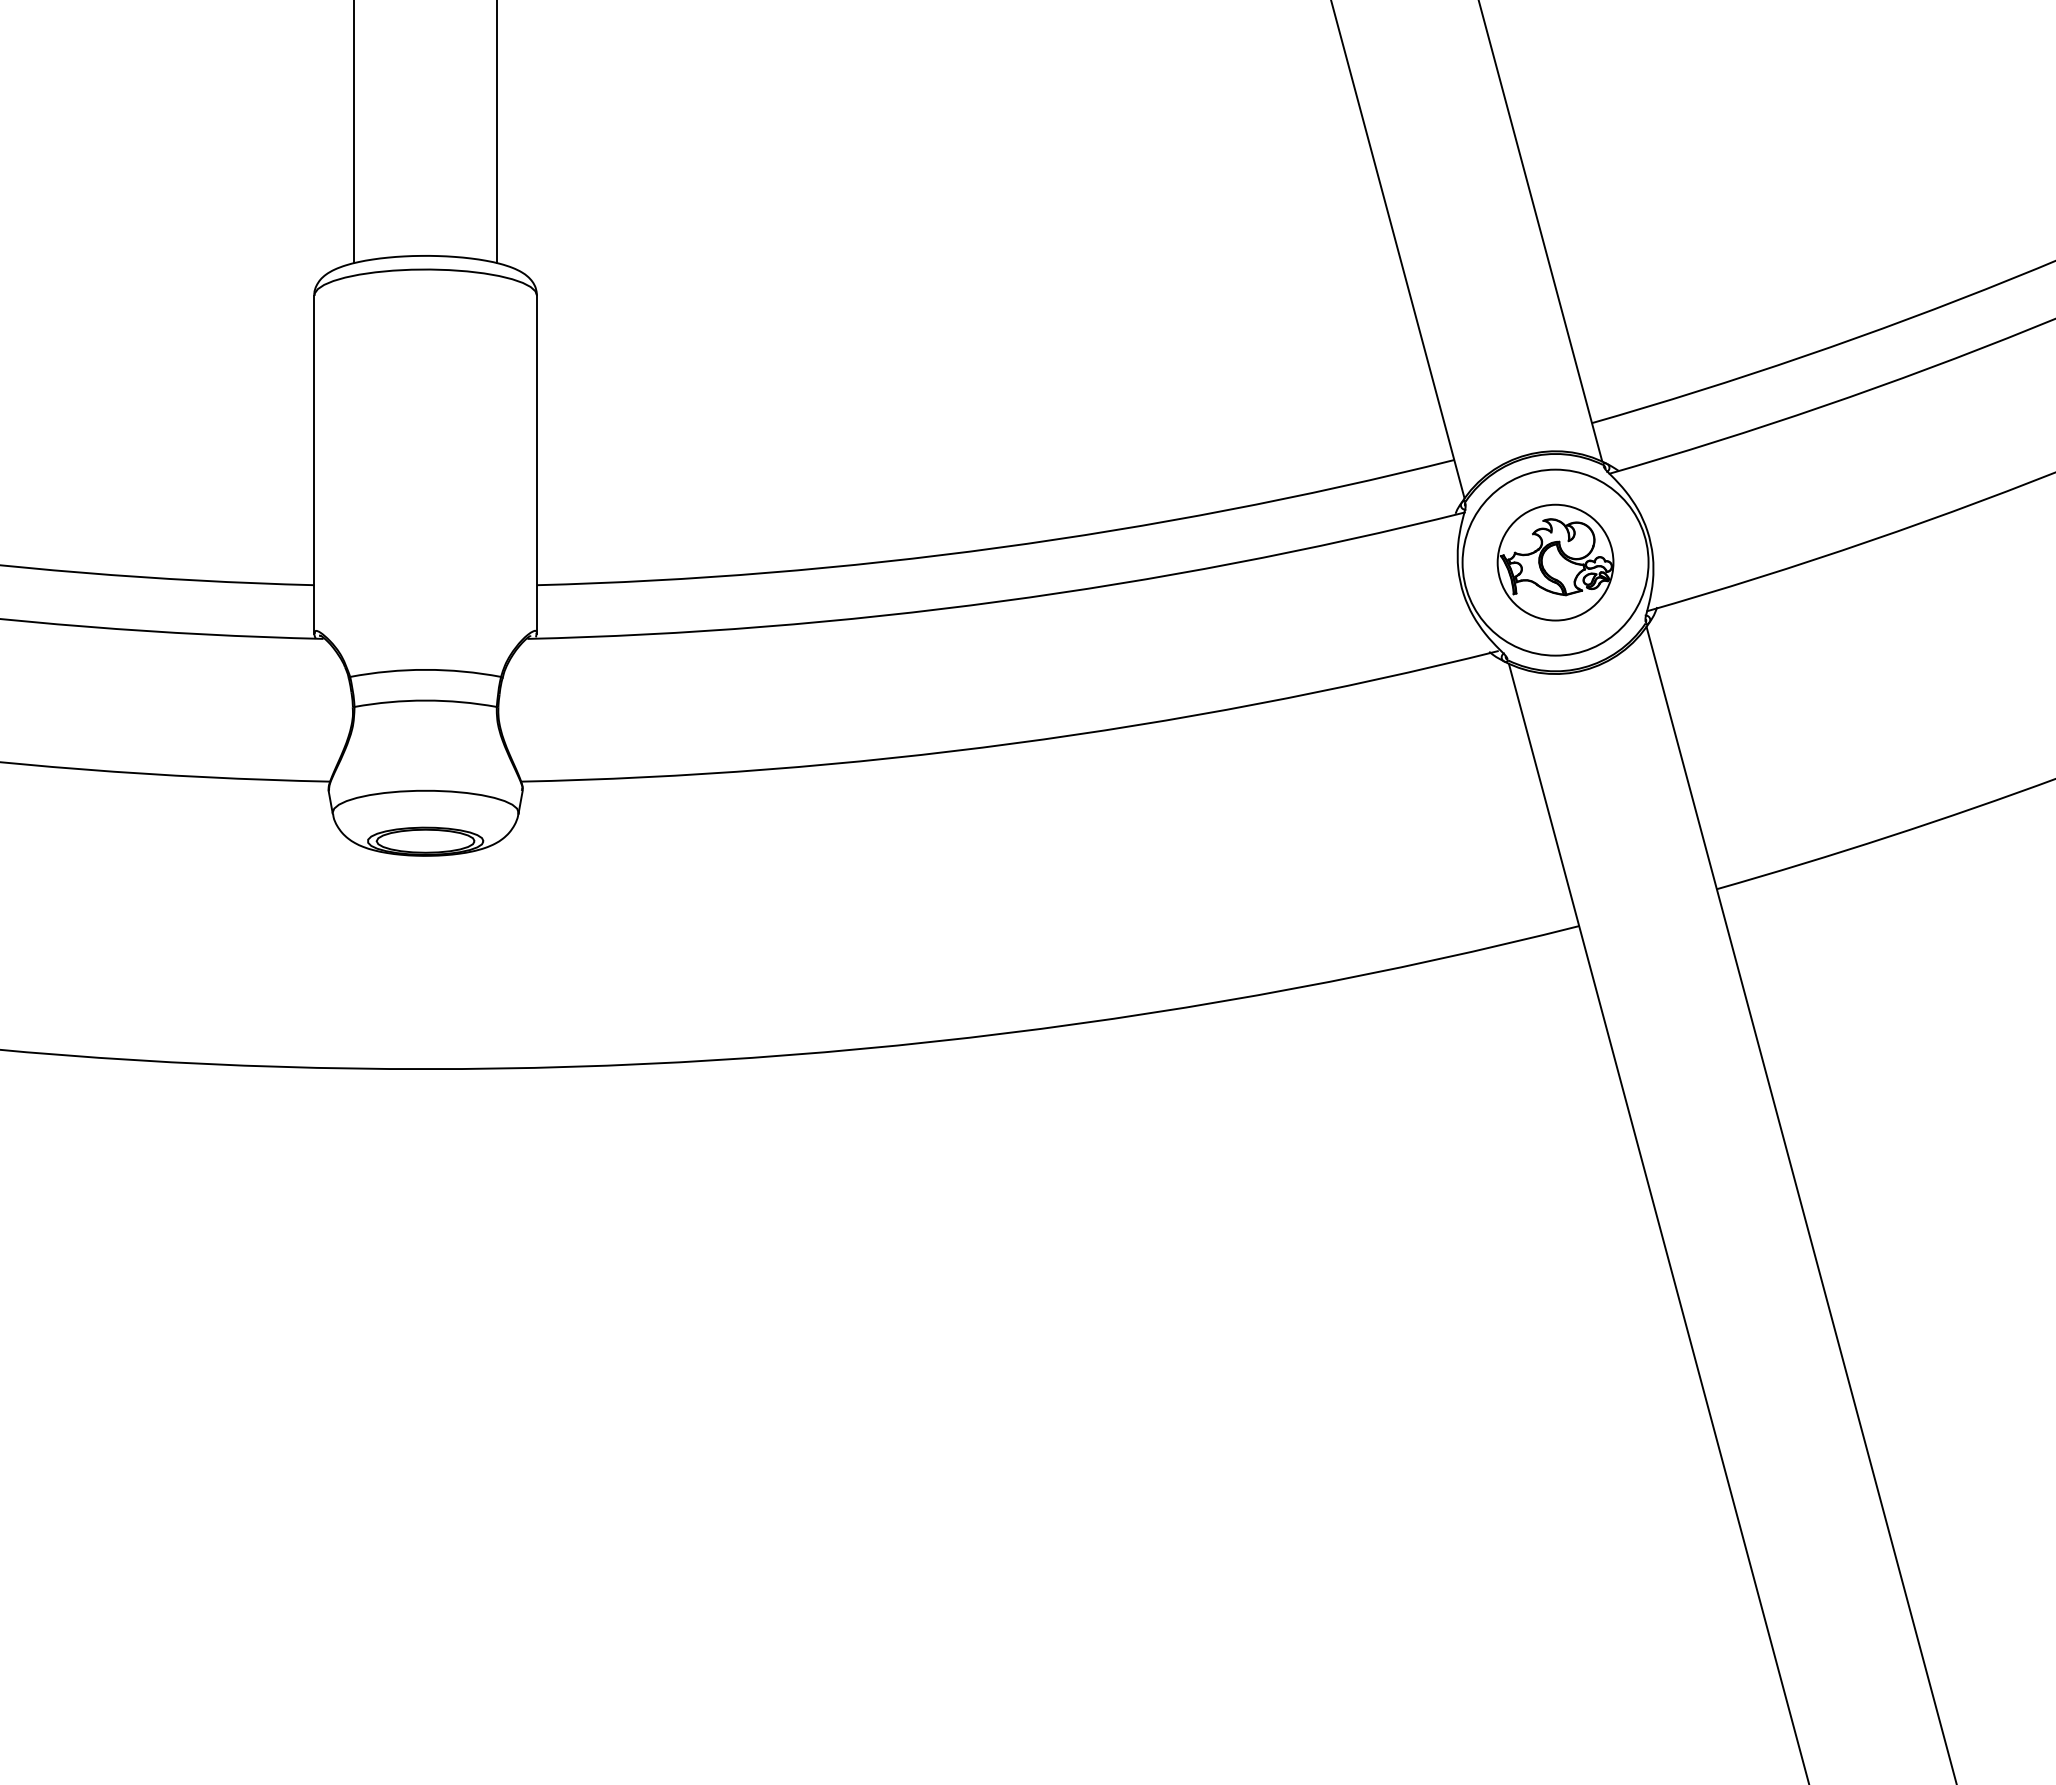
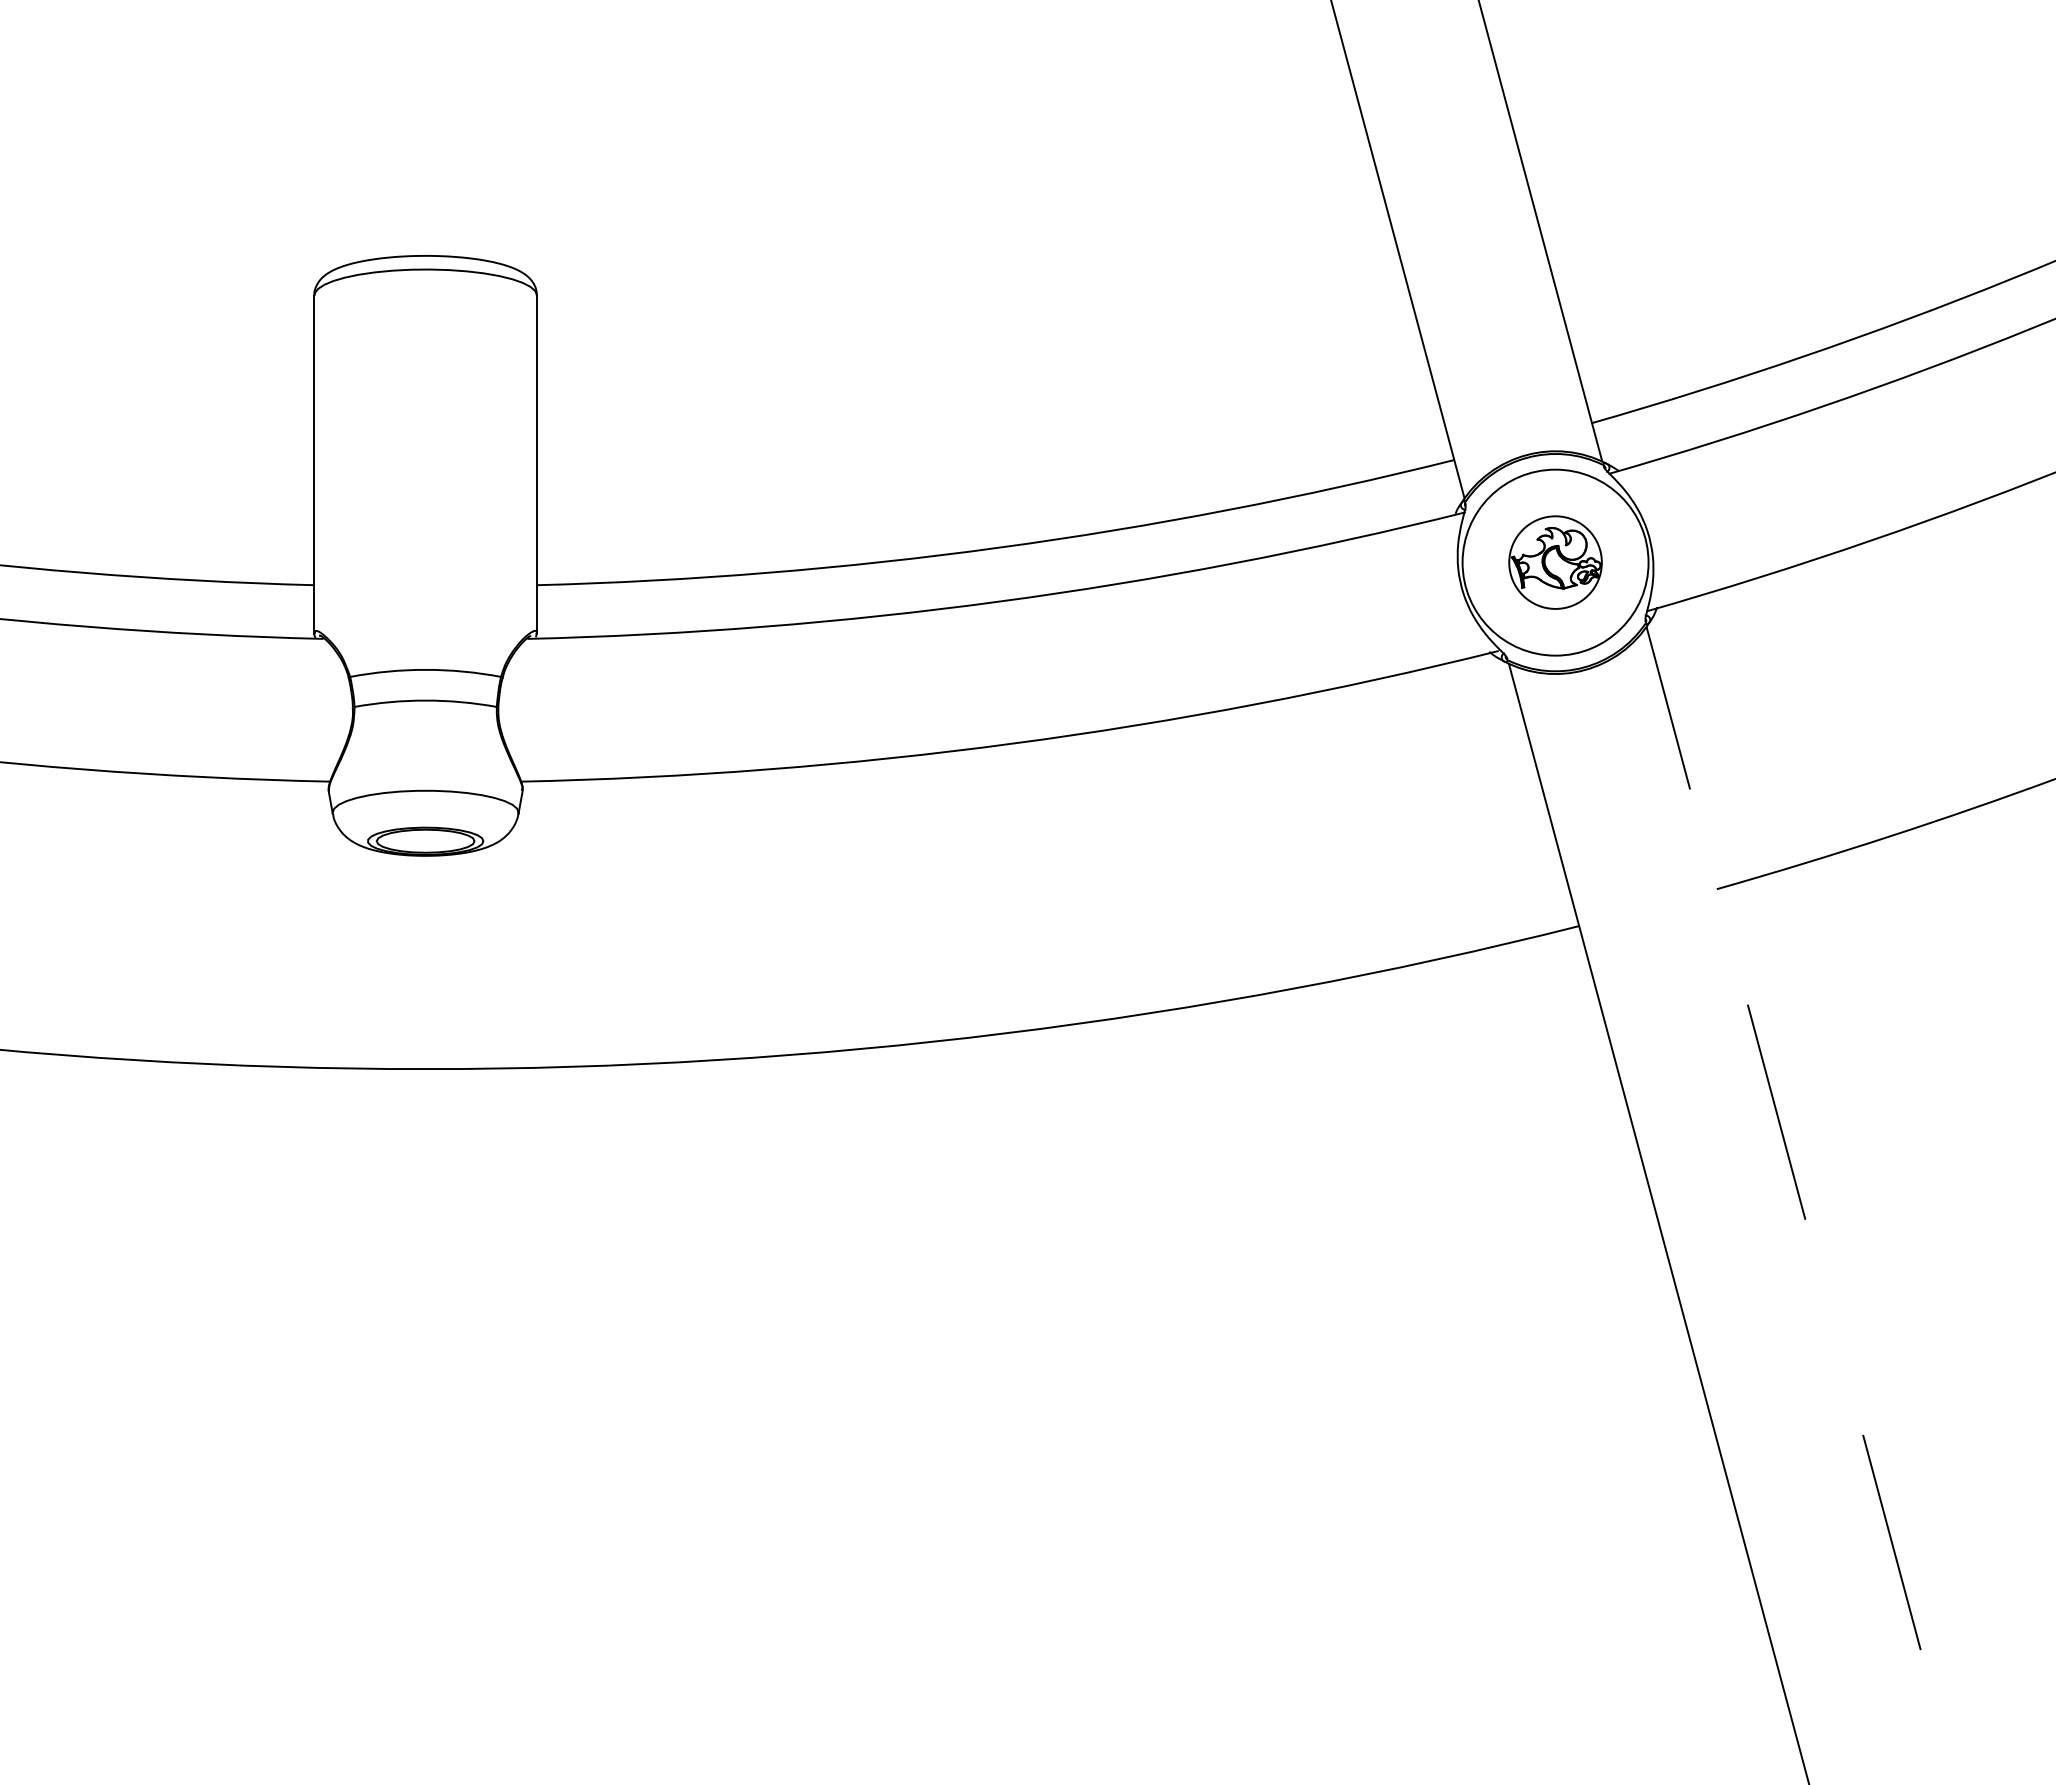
line: present -> none (354, 132)
line: present -> none (496, 132)
part size: 119x119 px -> 95x95 px (1555, 562)
line: solid -> dashed (1801, 1205)
